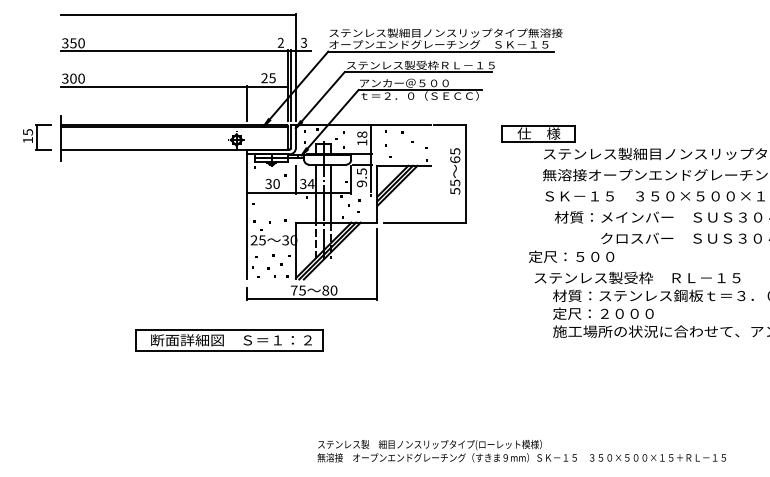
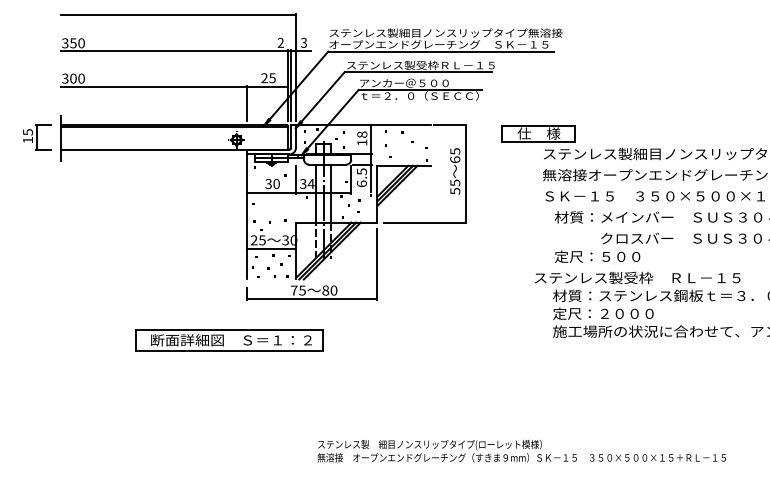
text: 9.5 -> 6.5 (361, 183)
line: none -> present (271, 248)
text position: (571, 256) -> (597, 256) (597, 256)
